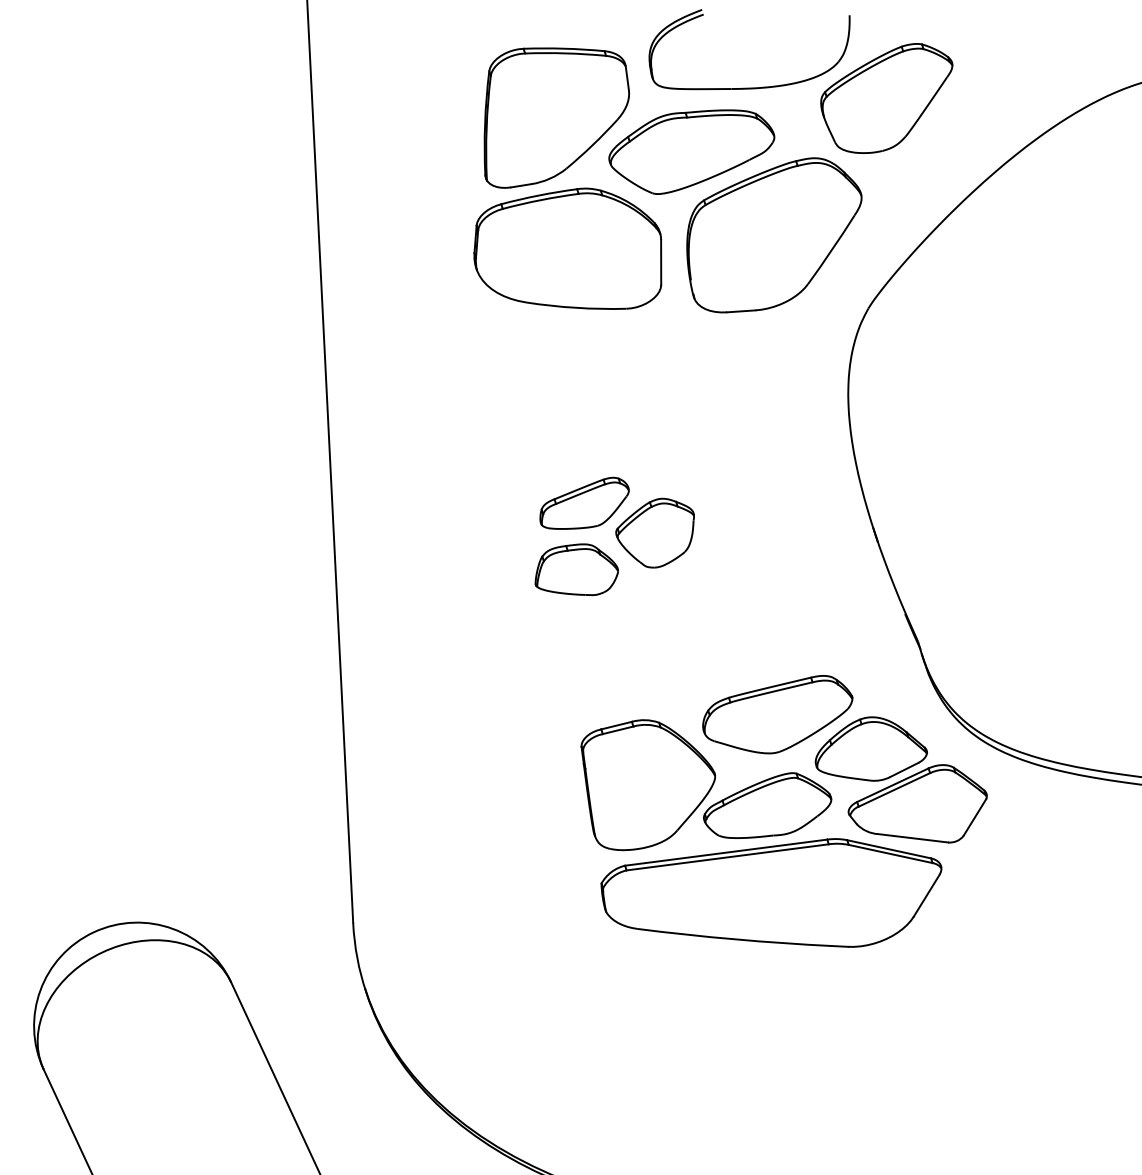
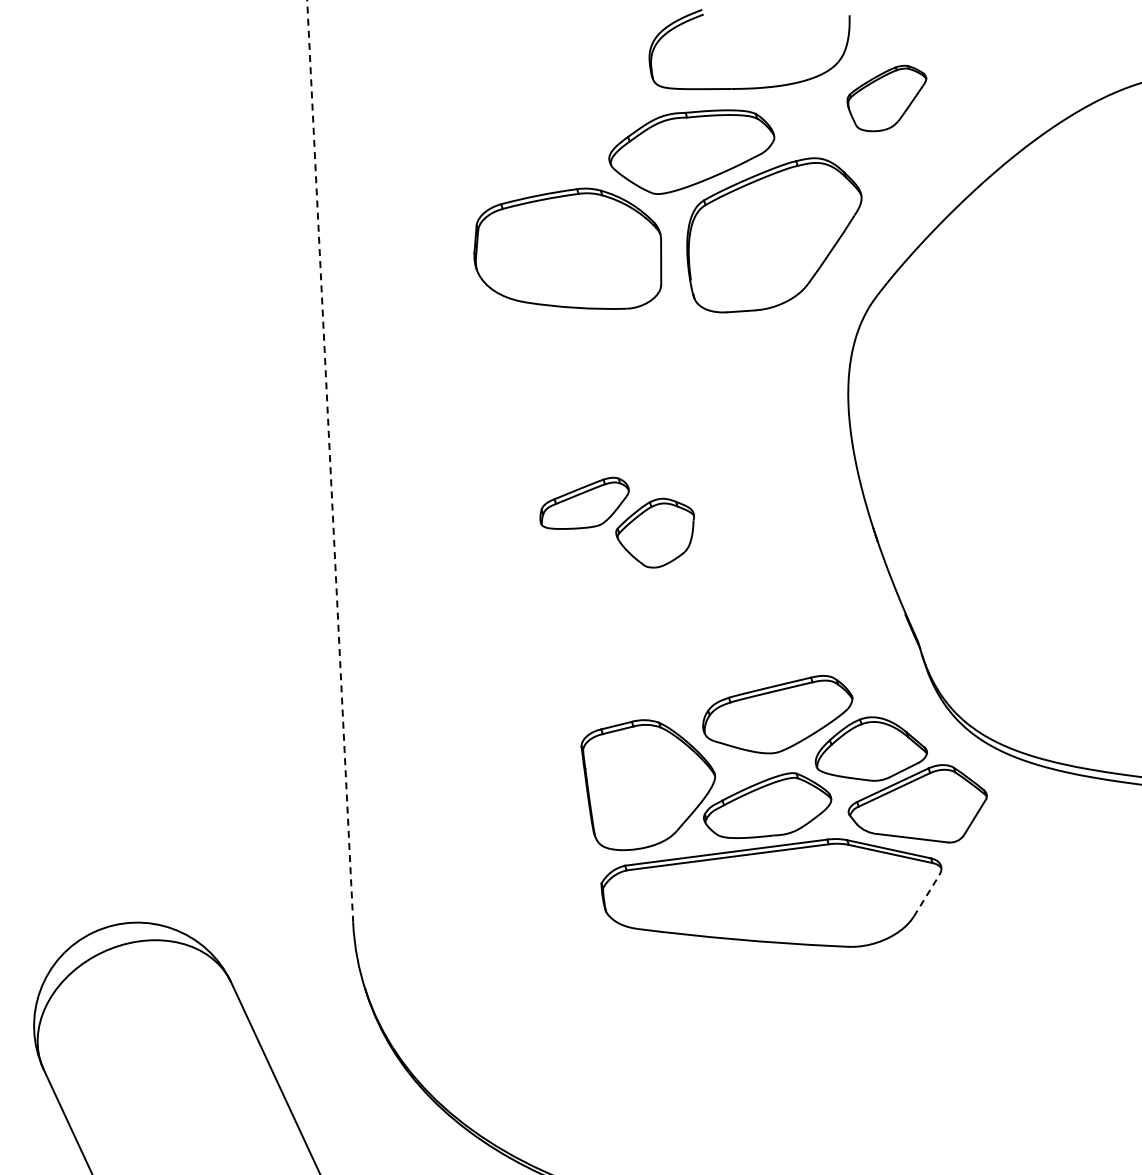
part size: 134x111 px -> 82x69 px (886, 98)
part: present -> none (556, 117)
line: solid -> dashed (330, 461)
part: present -> none (576, 569)
line: solid -> dashed (926, 895)
